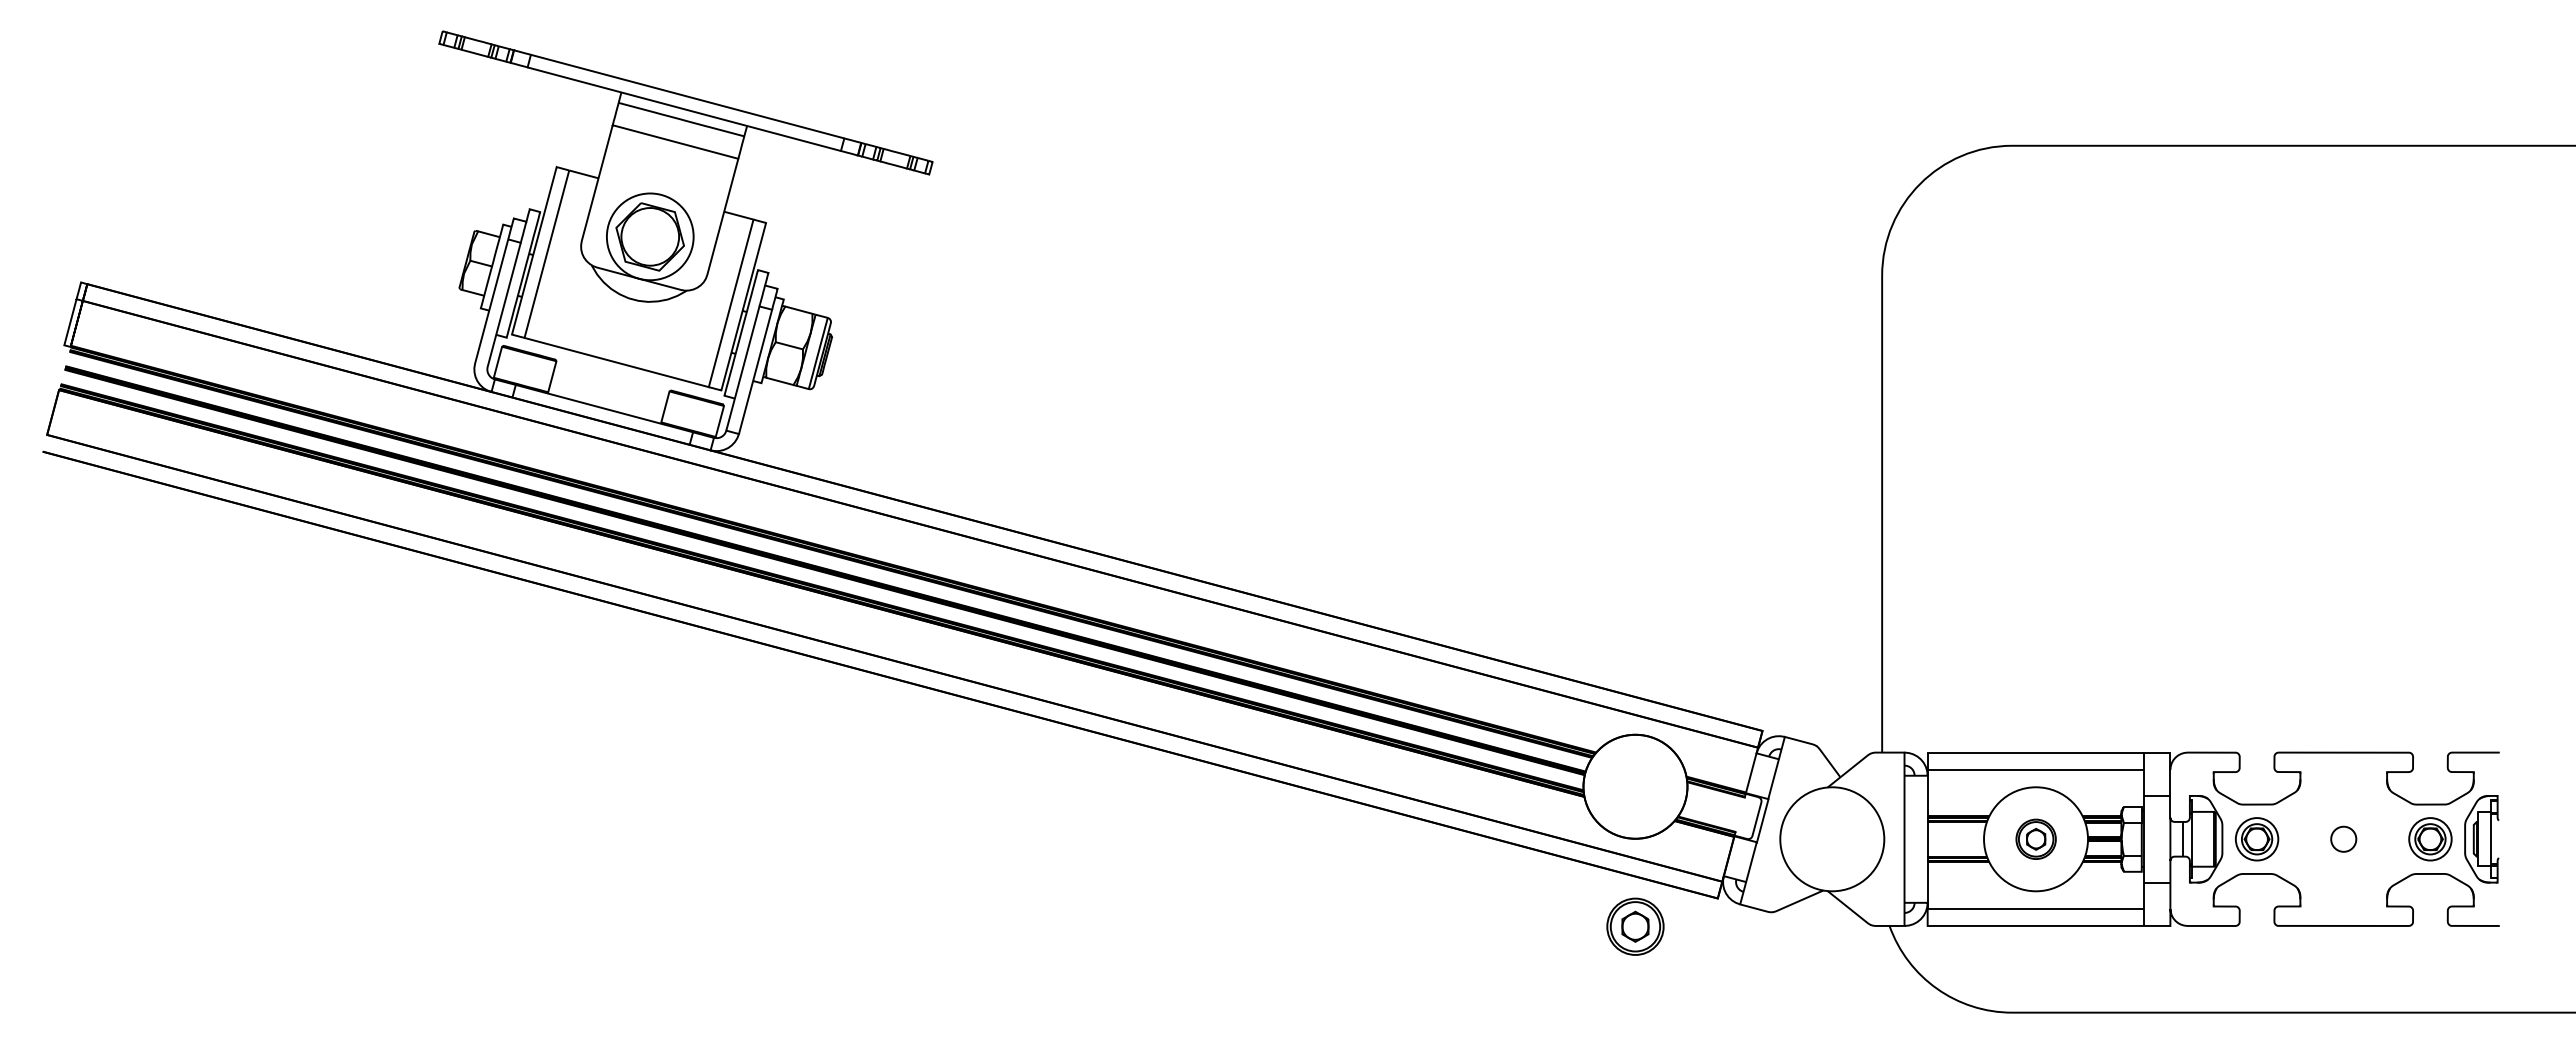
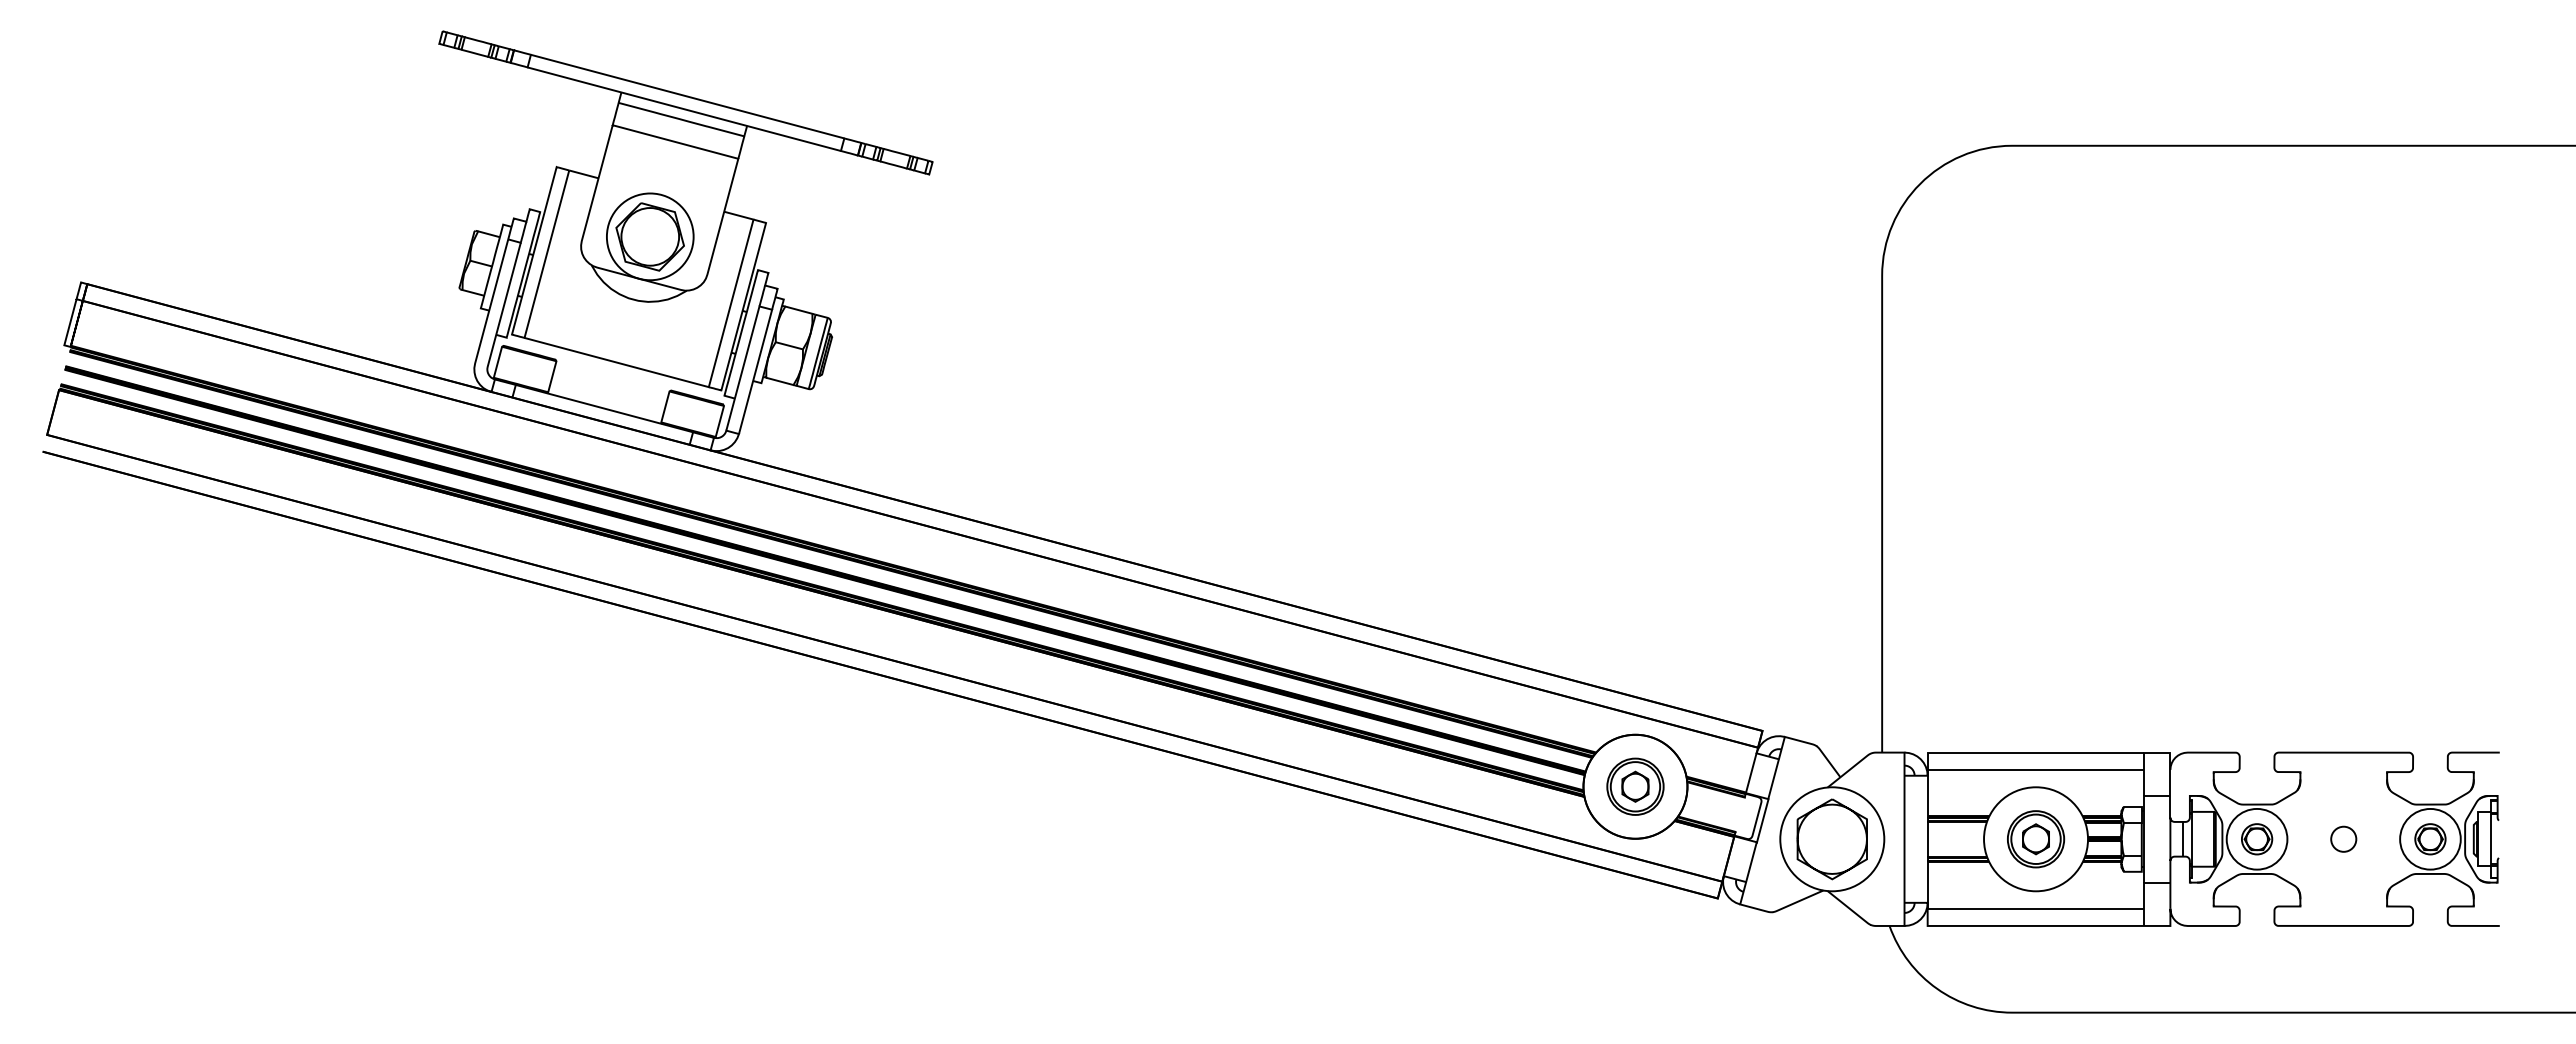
part size: 42x42 px -> 59x59 px (2036, 839)
part: none -> present (1831, 839)
circle diameter: 42 px -> 61 px (2256, 838)
circle diameter: 42 px -> 61 px (2430, 838)
part position: (1635, 926) -> (1635, 786) (1635, 786)
